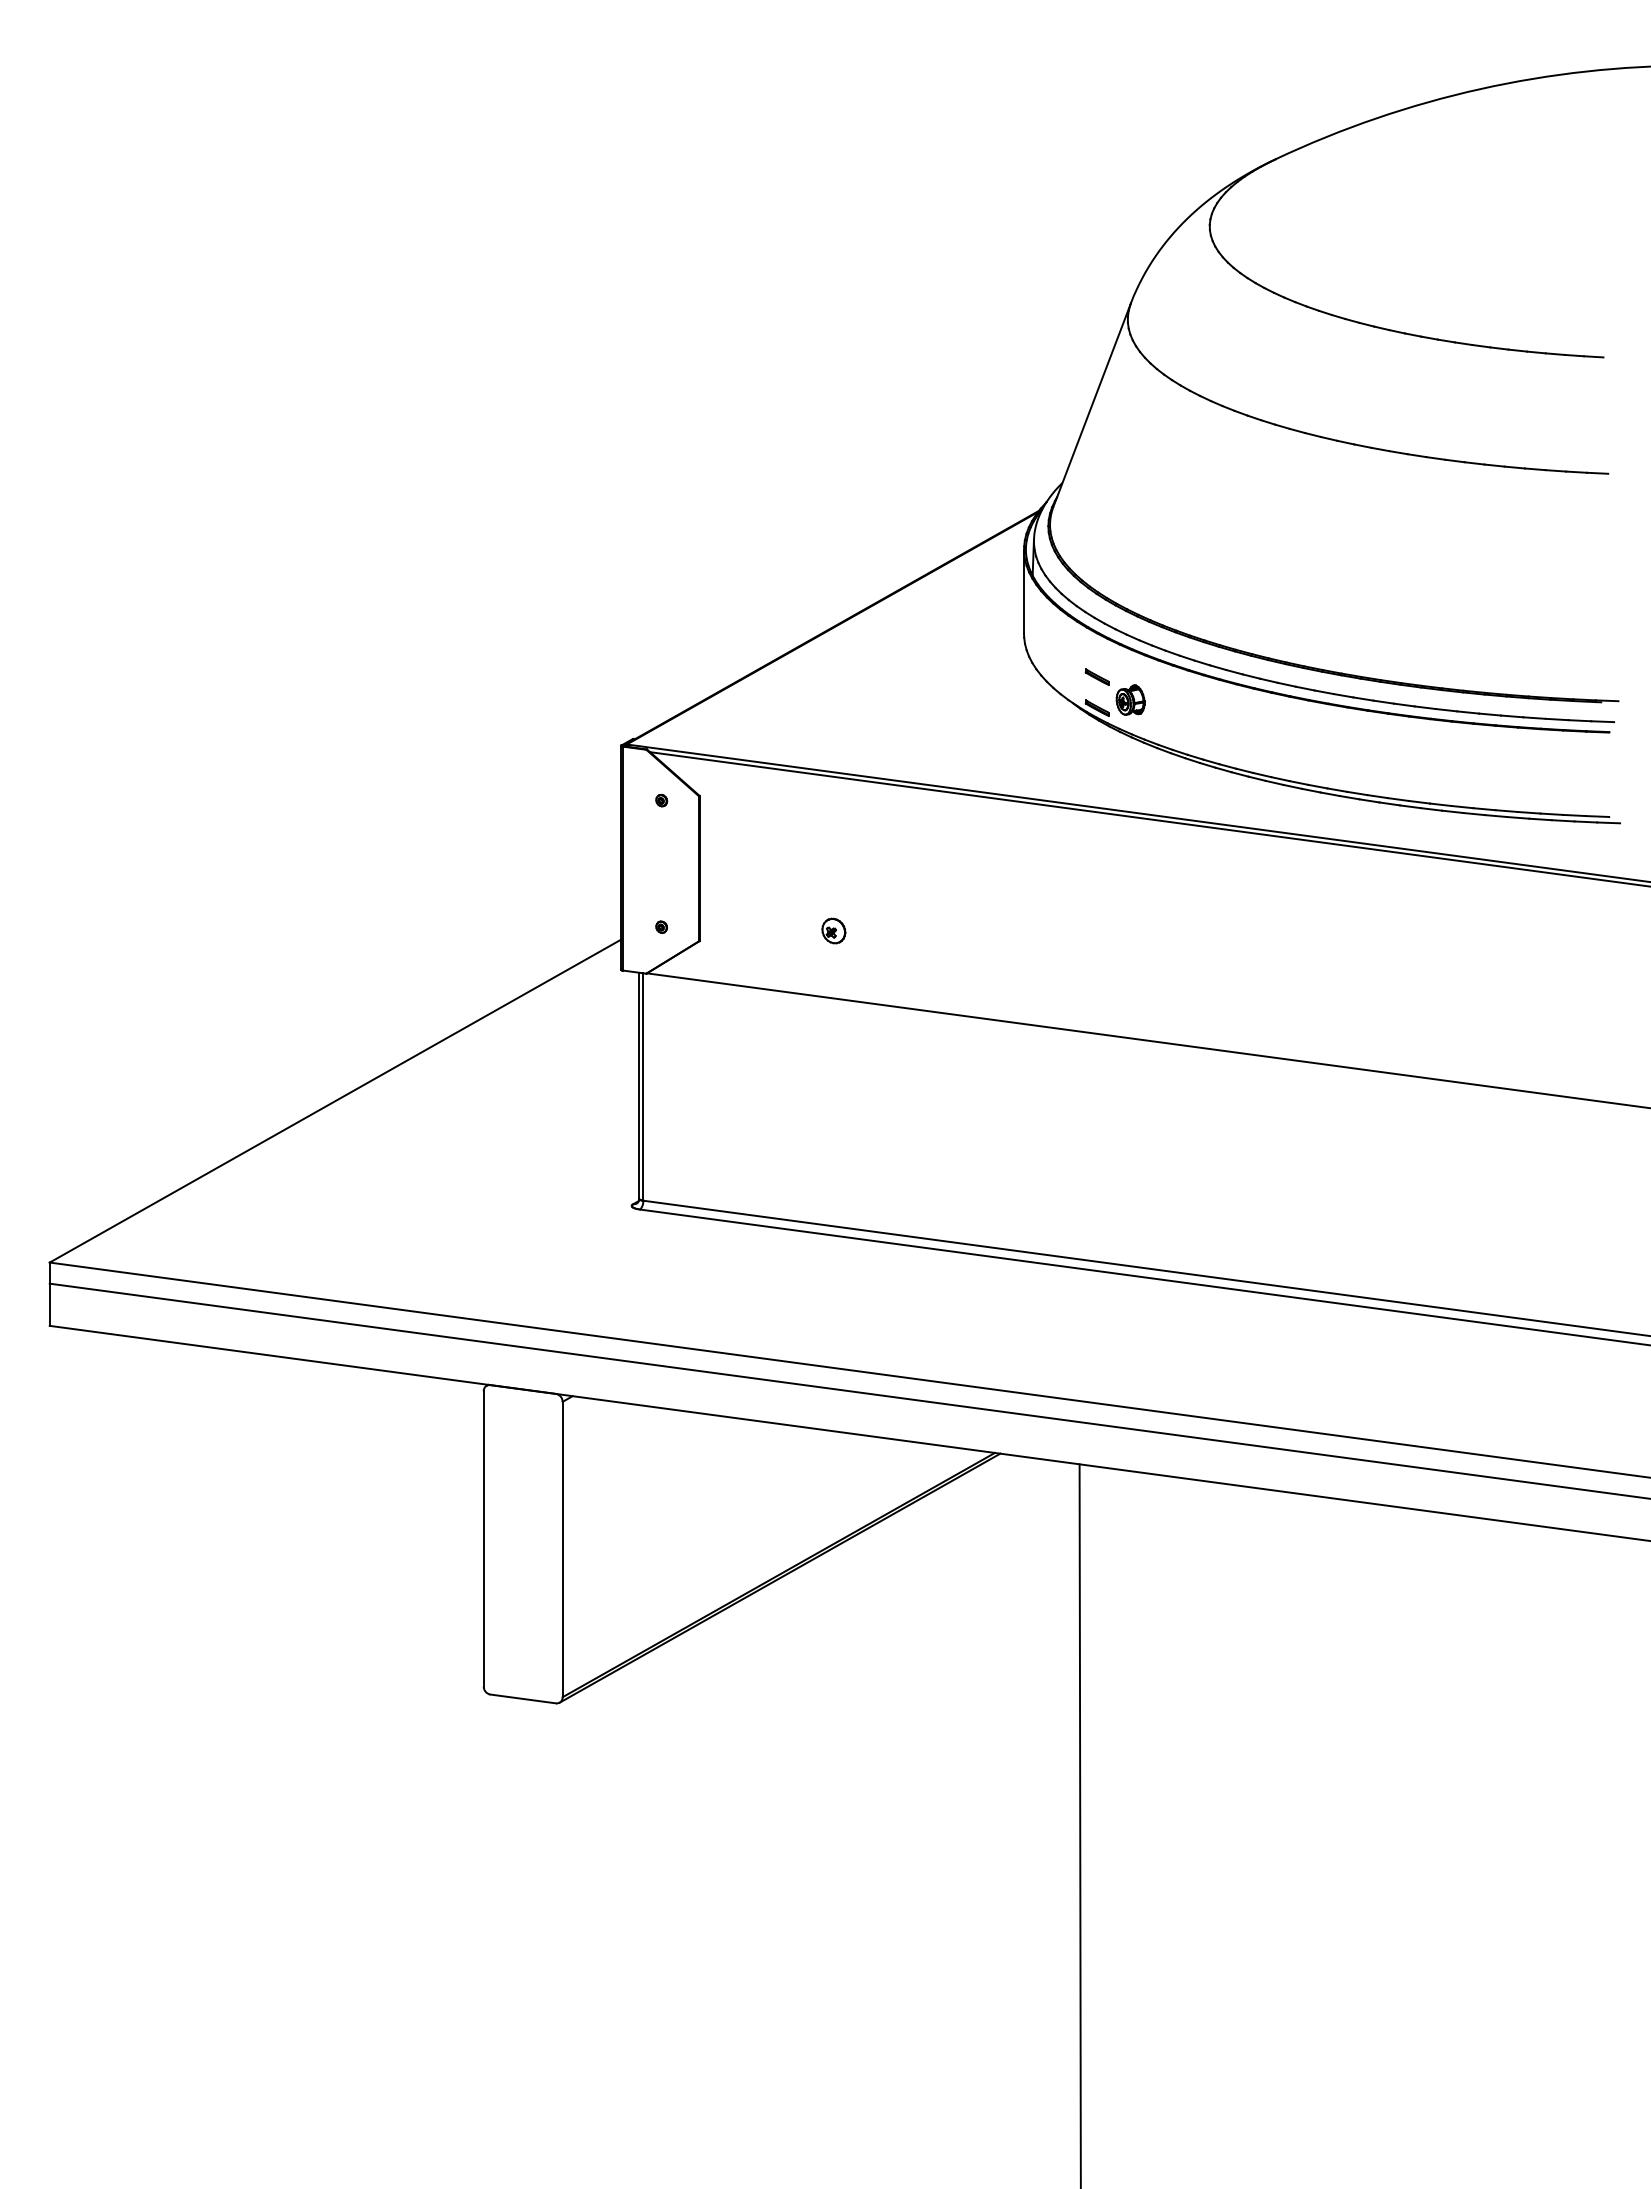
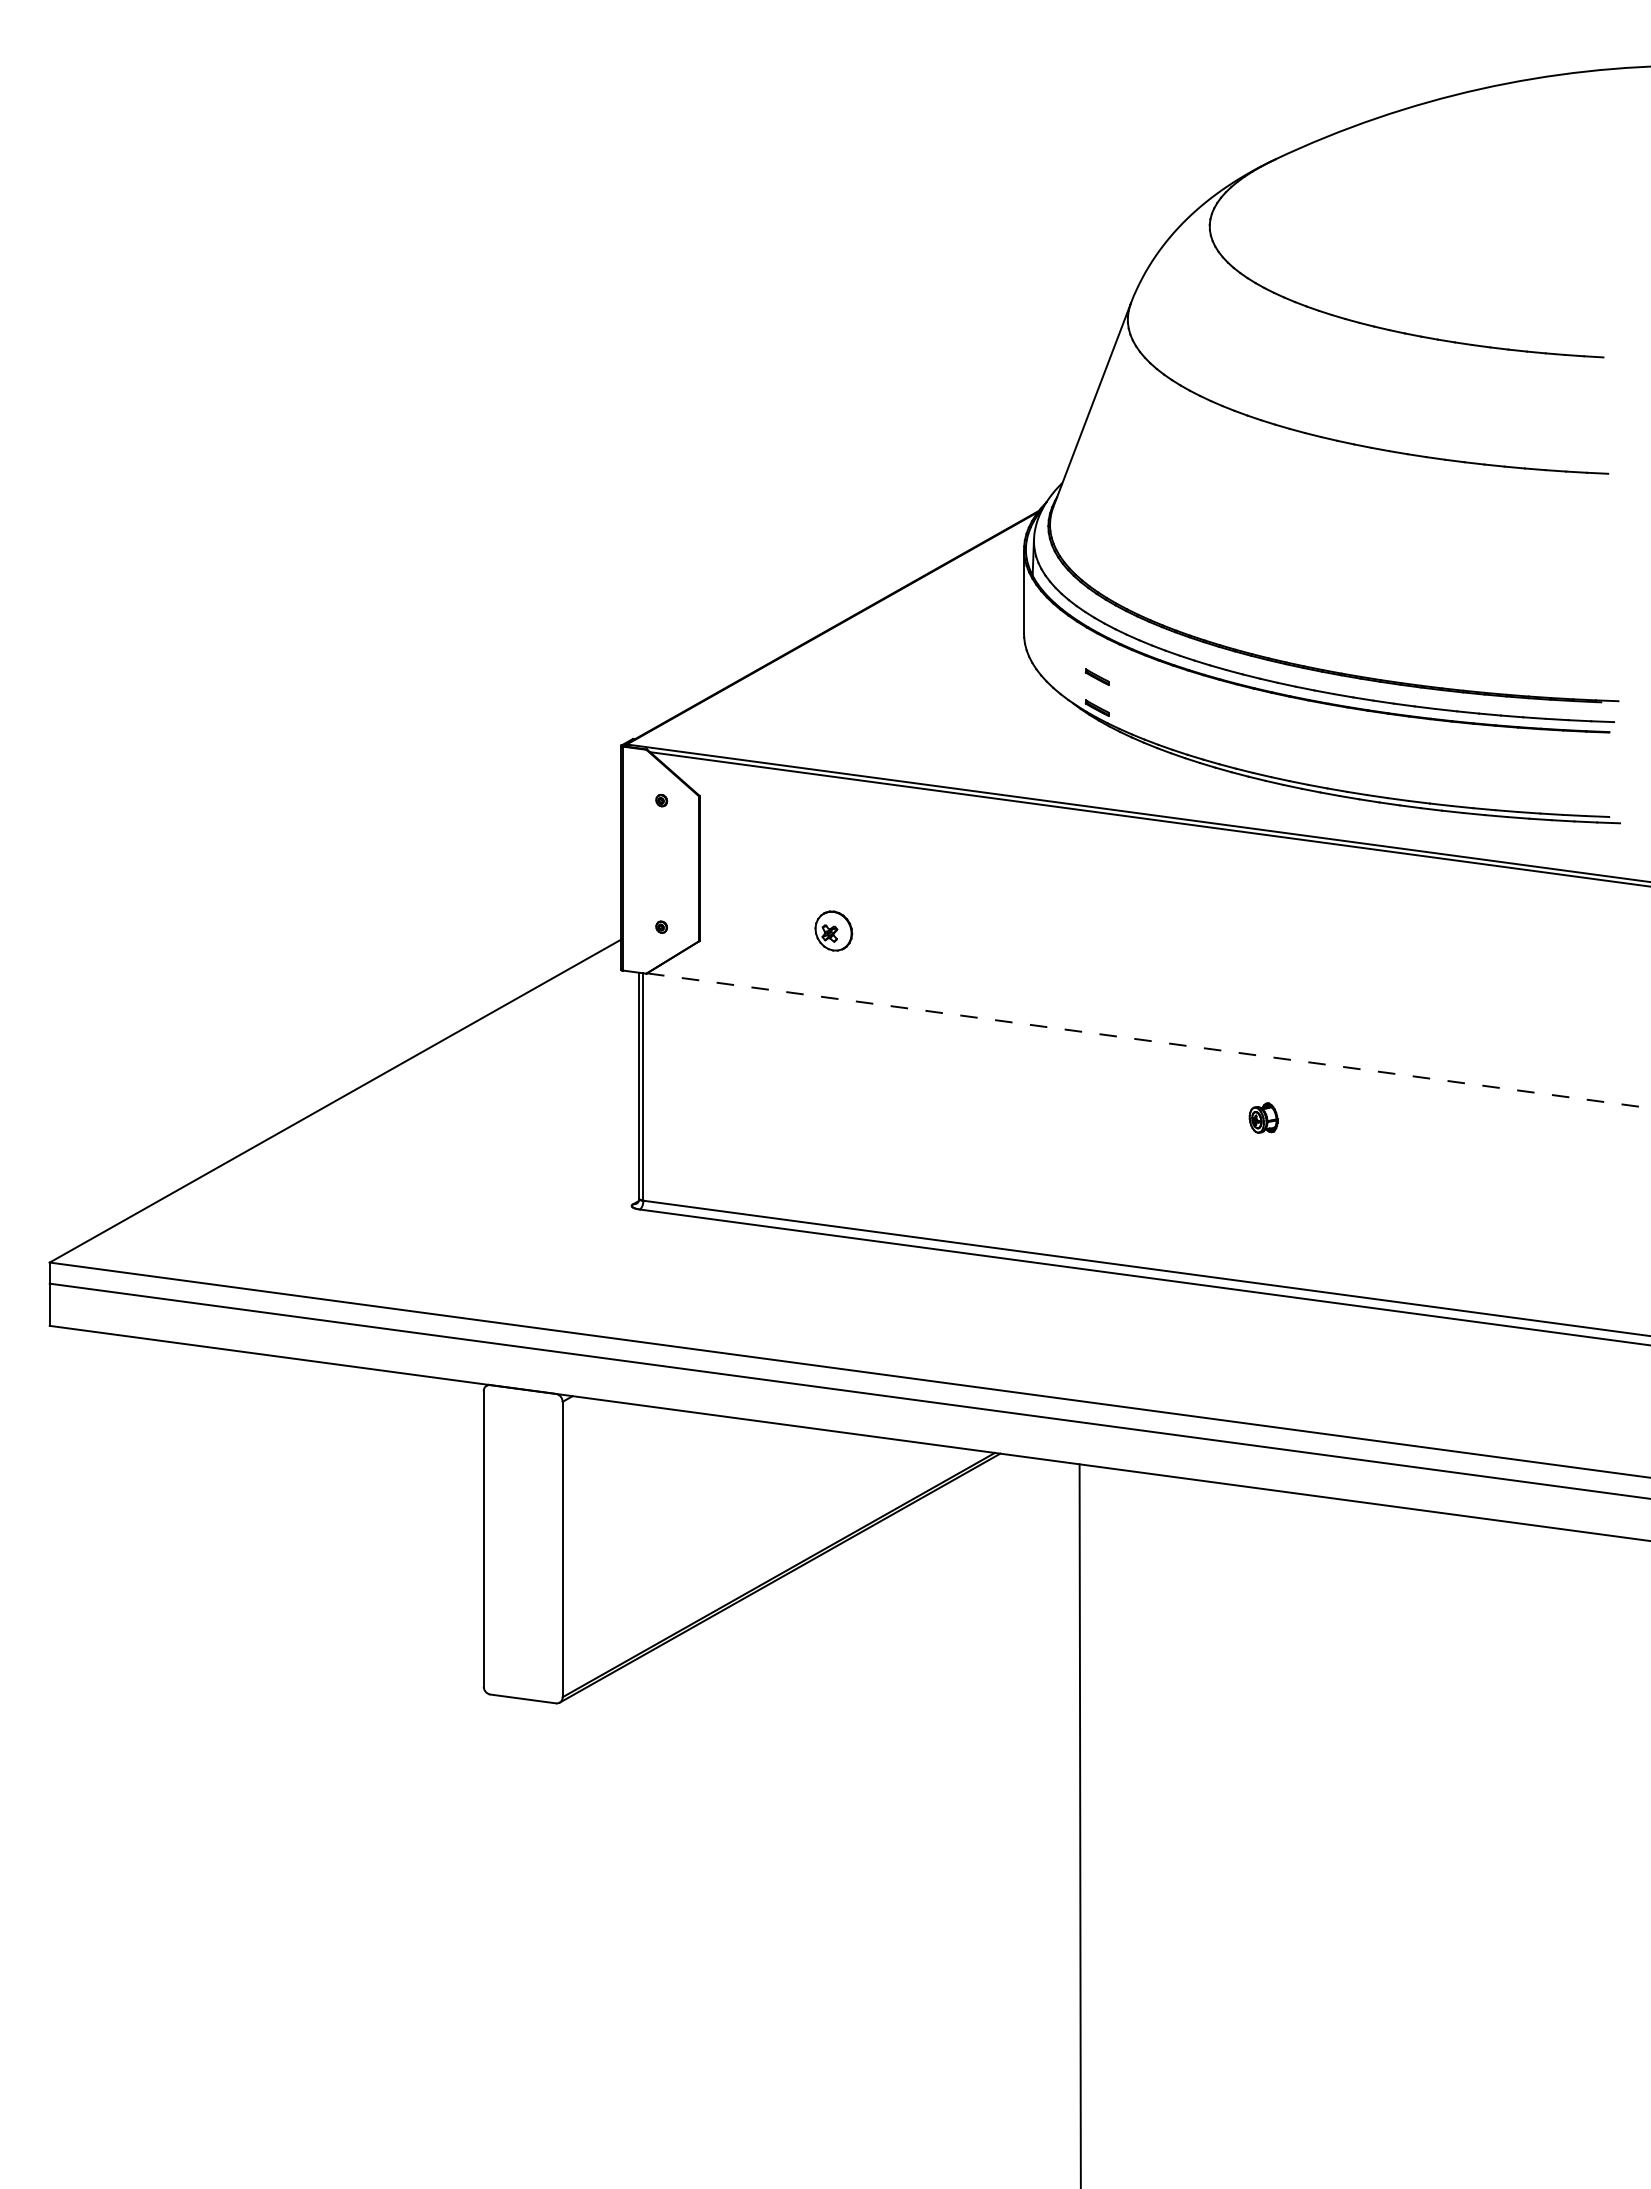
part position: (1130, 699) -> (1263, 1117) (1263, 1117)
part size: 26x28 px -> 40x42 px (833, 930)
line: solid -> dashed (1149, 1040)
